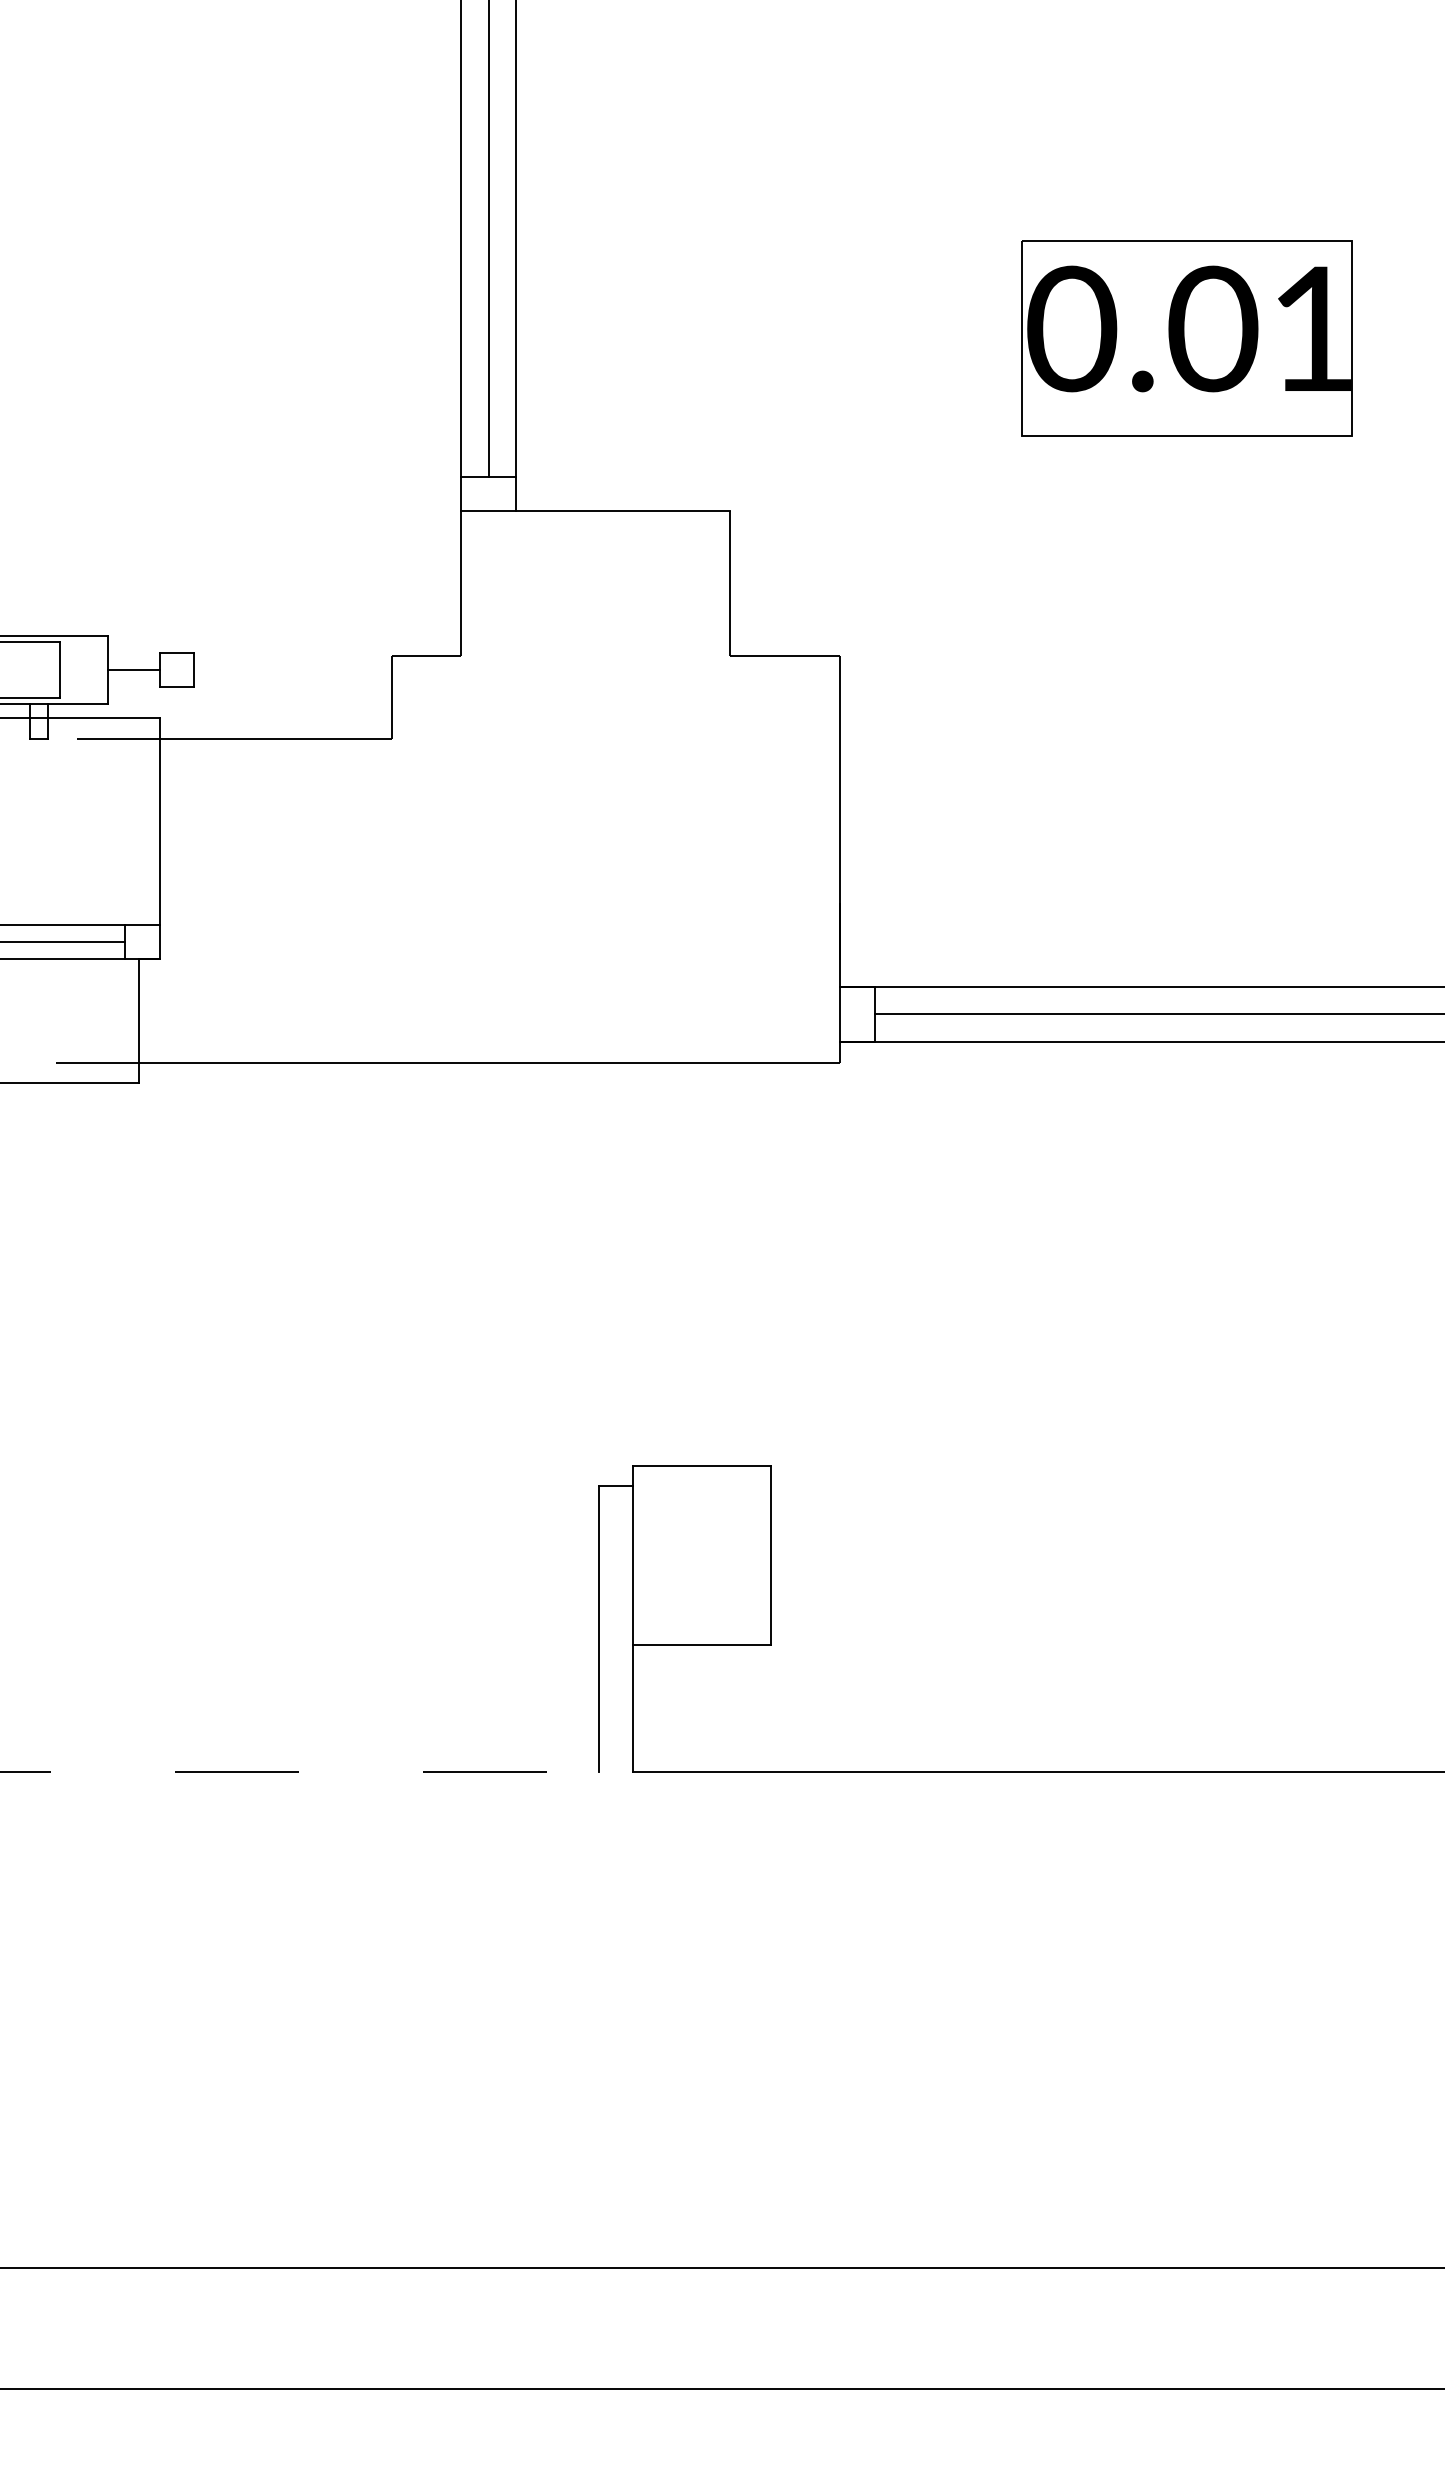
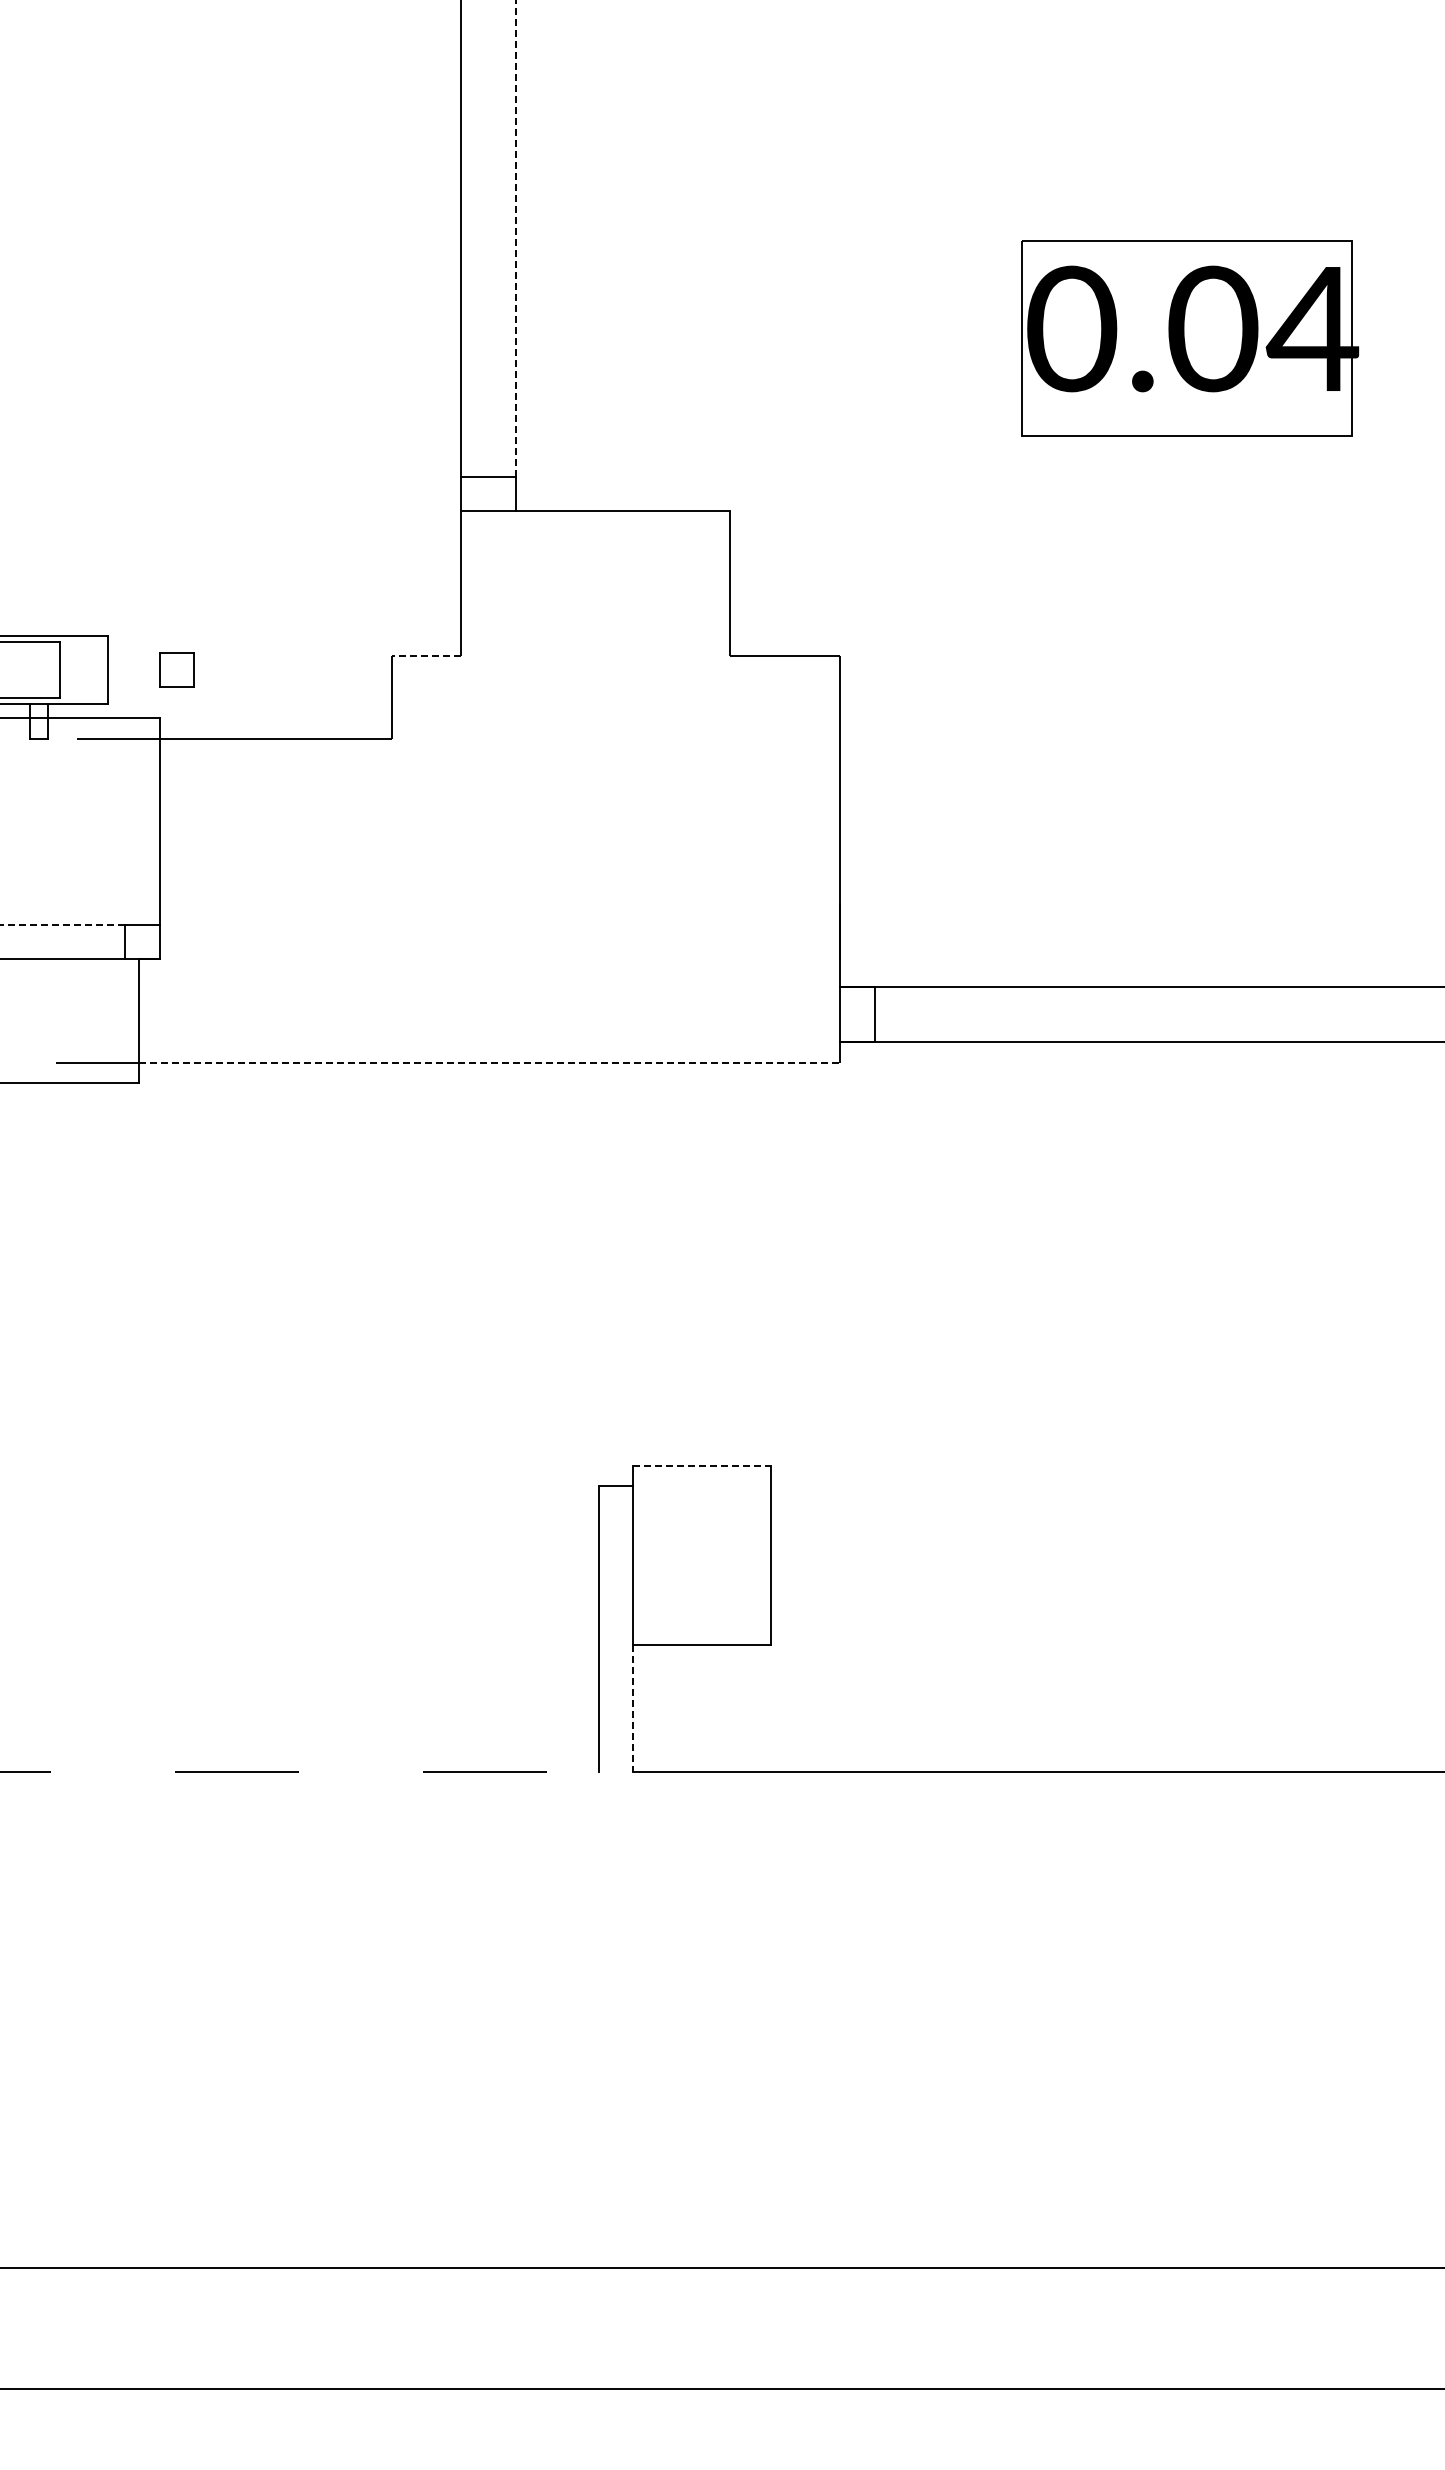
line: solid -> dashed (516, 238)
line: present -> none (488, 239)
text: 0.01 -> 0.04 (1312, 328)
line: solid -> dashed (426, 656)
line: present -> none (133, 669)
line: solid -> dashed (62, 924)
line: present -> none (63, 942)
line: present -> none (1157, 1014)
line: solid -> dashed (489, 1062)
line: solid -> dashed (702, 1465)
line: solid -> dashed (633, 1708)
